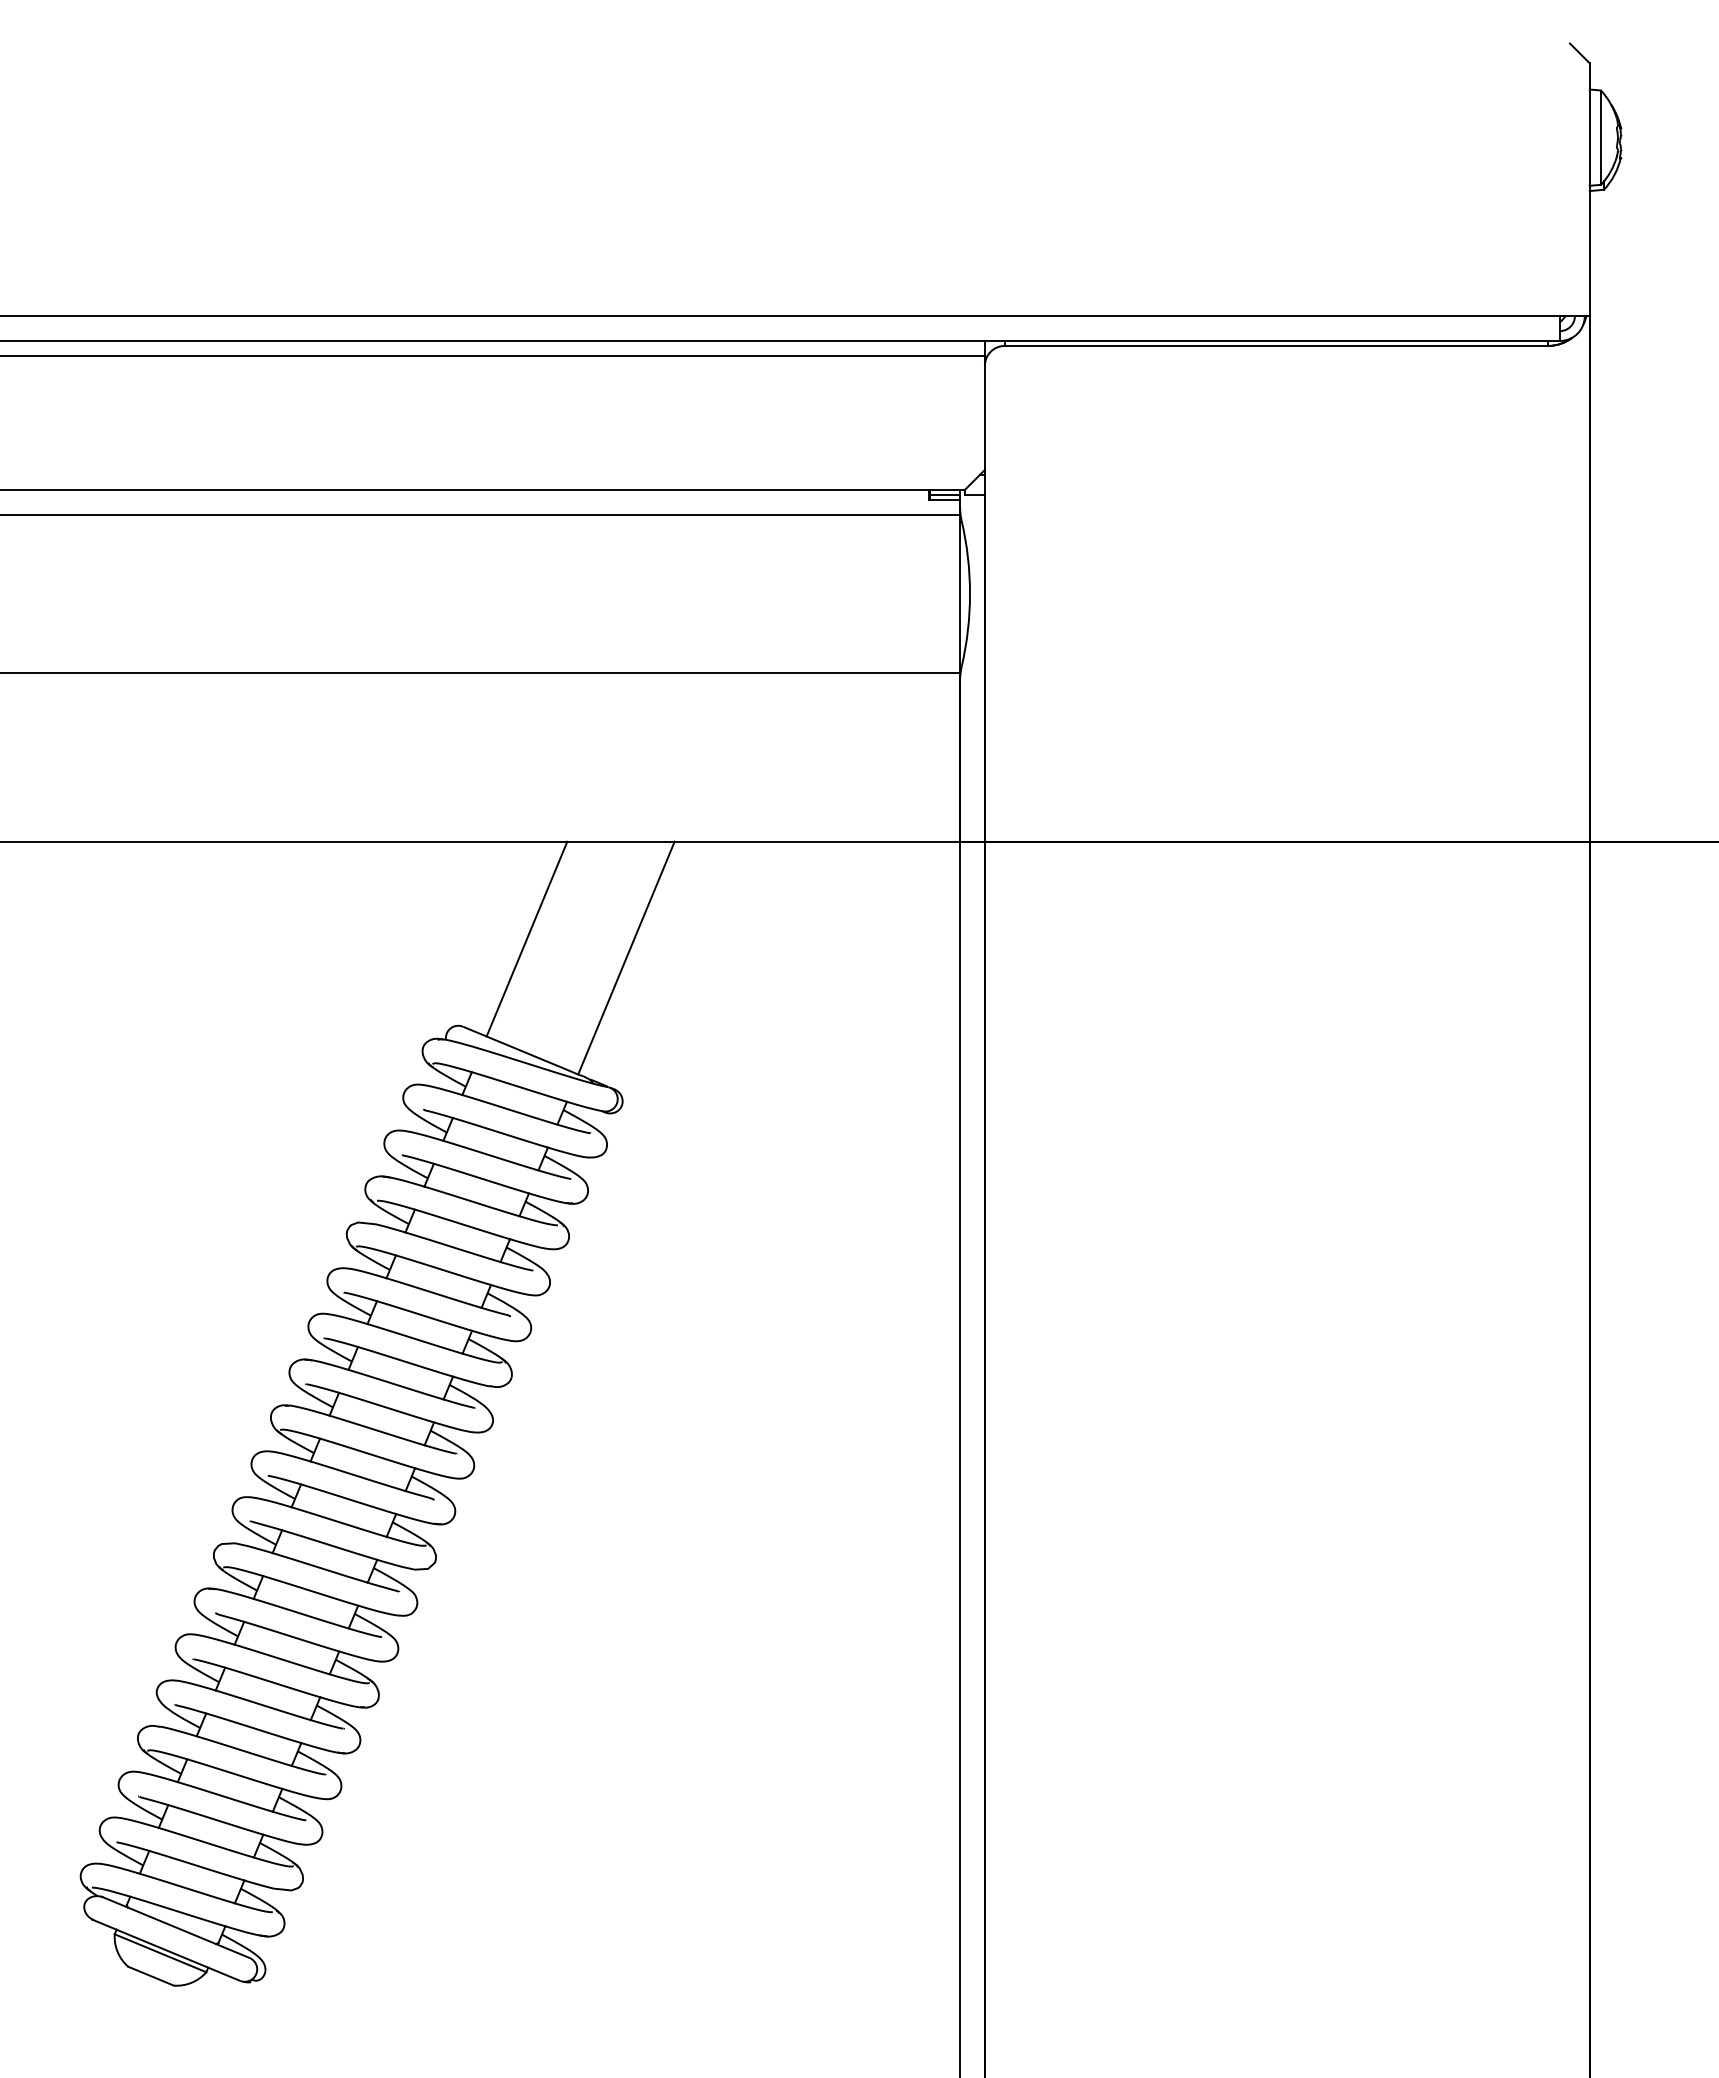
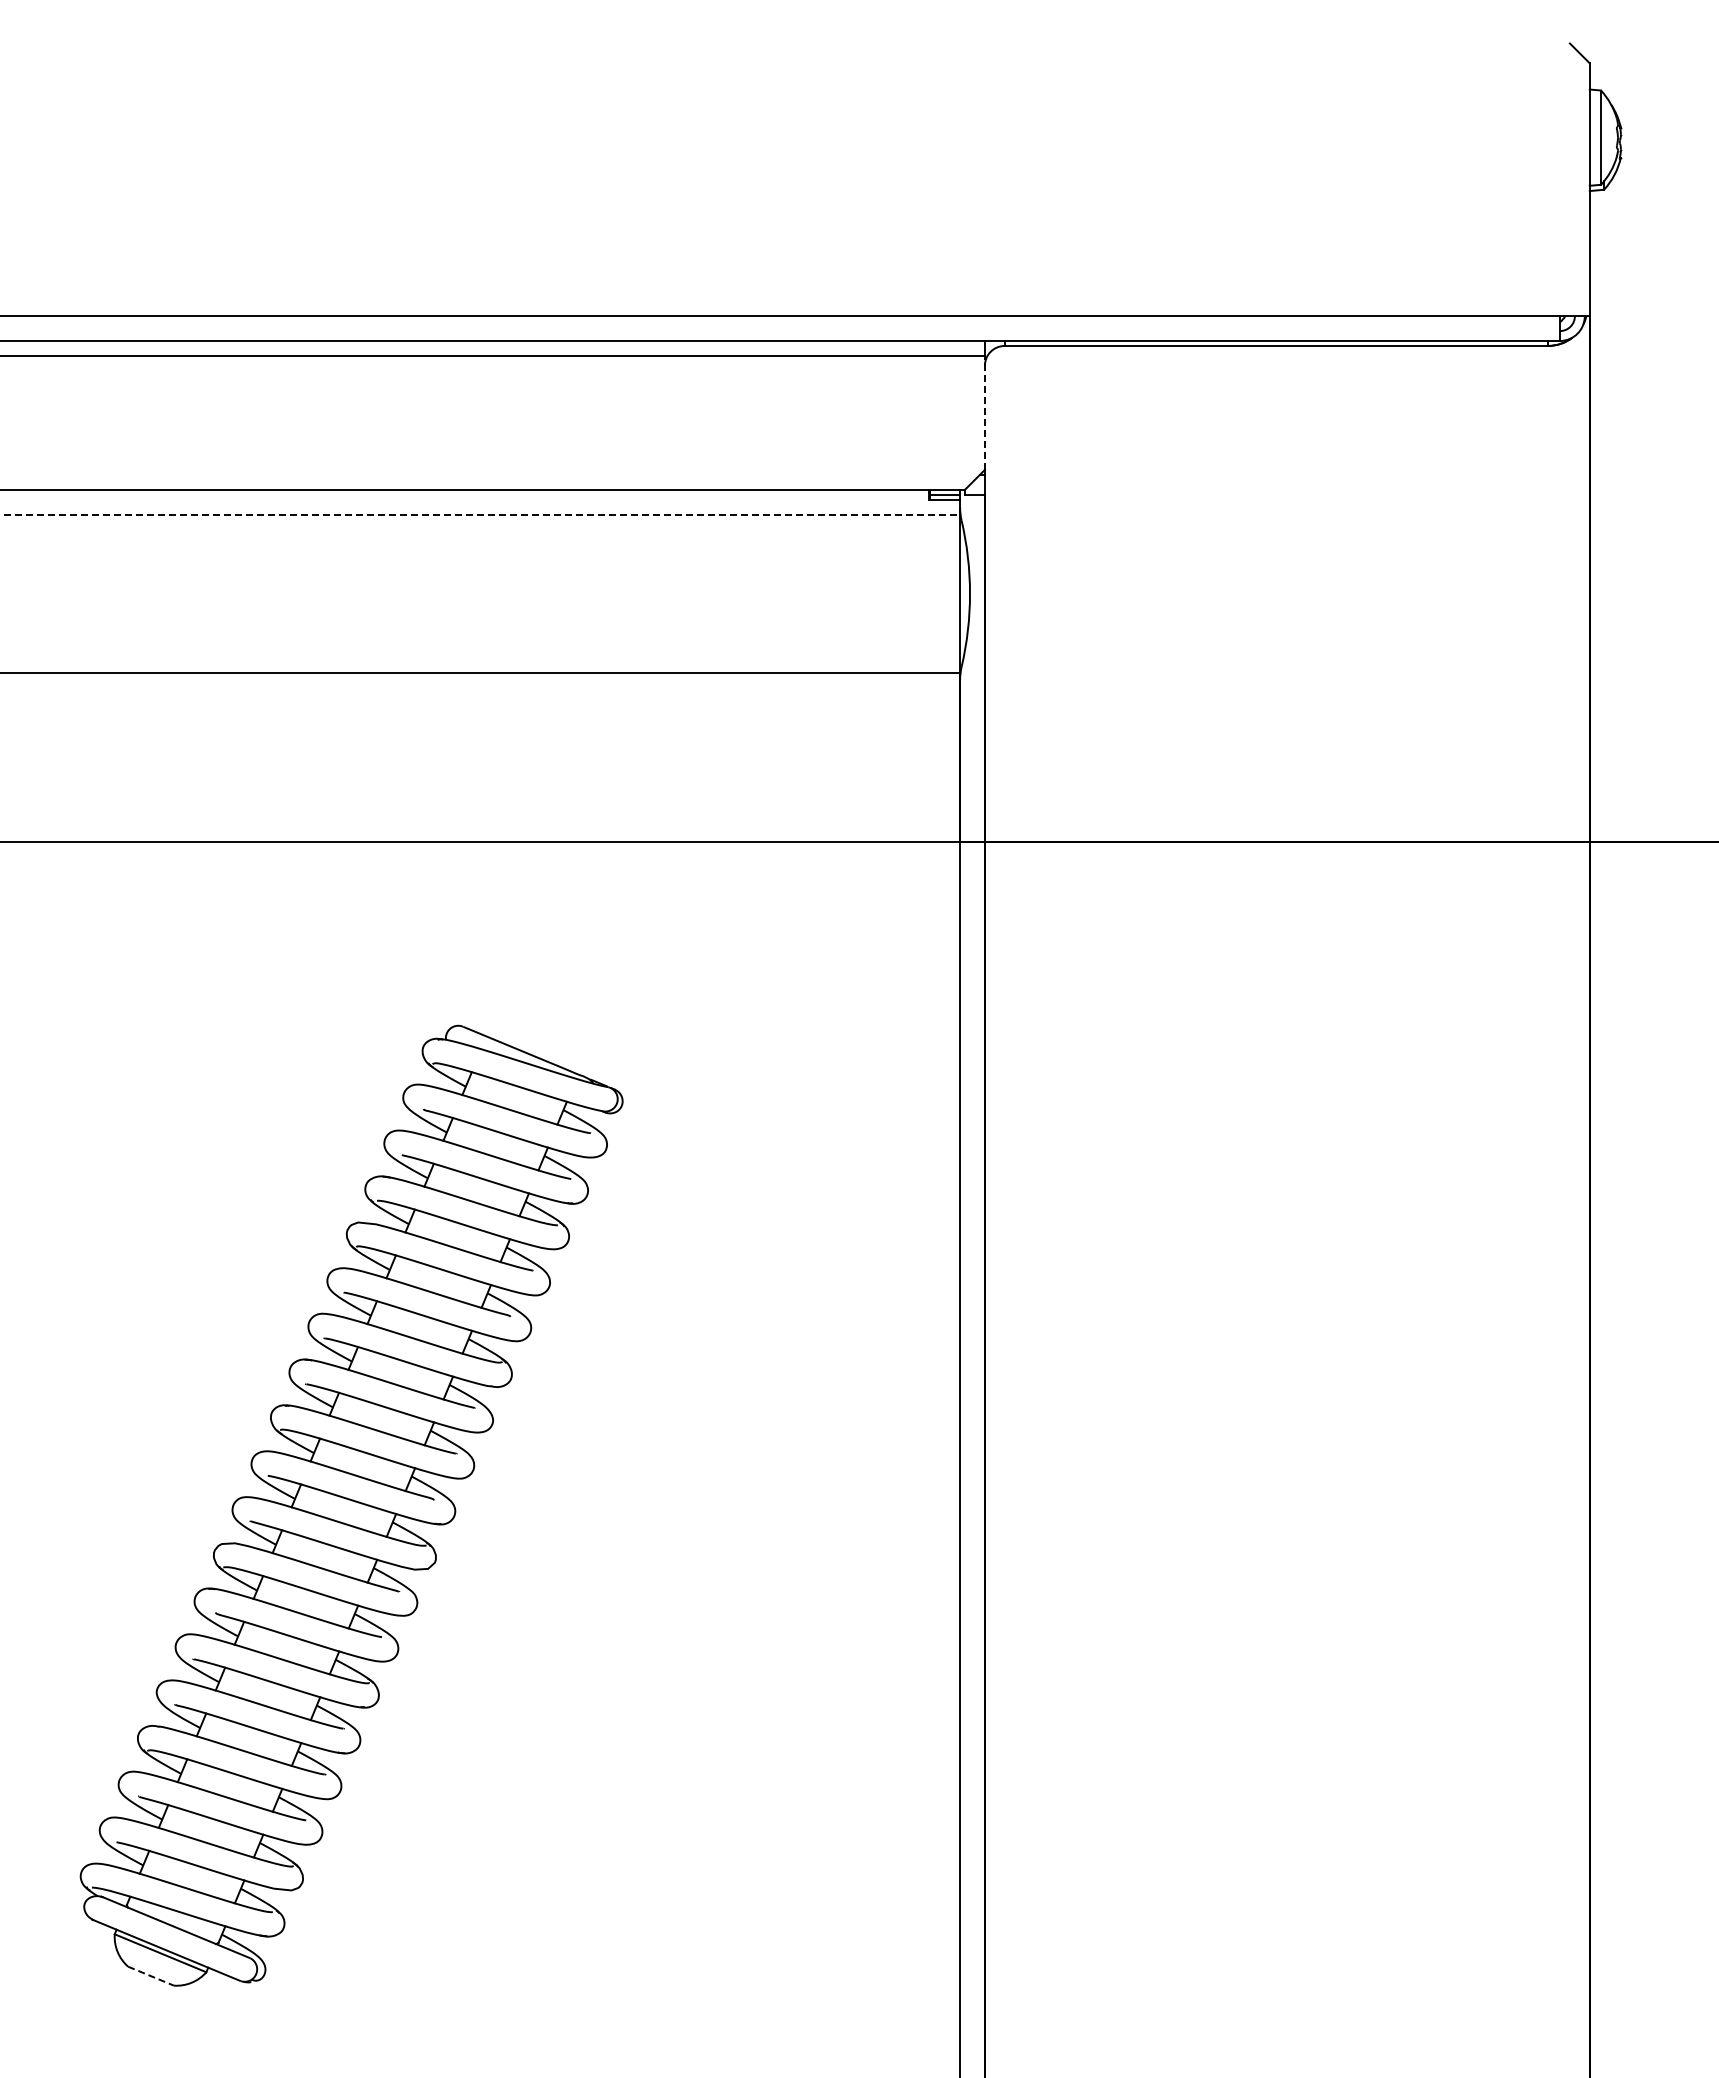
line: solid -> dashed (984, 412)
line: solid -> dashed (480, 514)
line: present -> none (526, 938)
line: present -> none (626, 957)
line: solid -> dashed (151, 1976)
